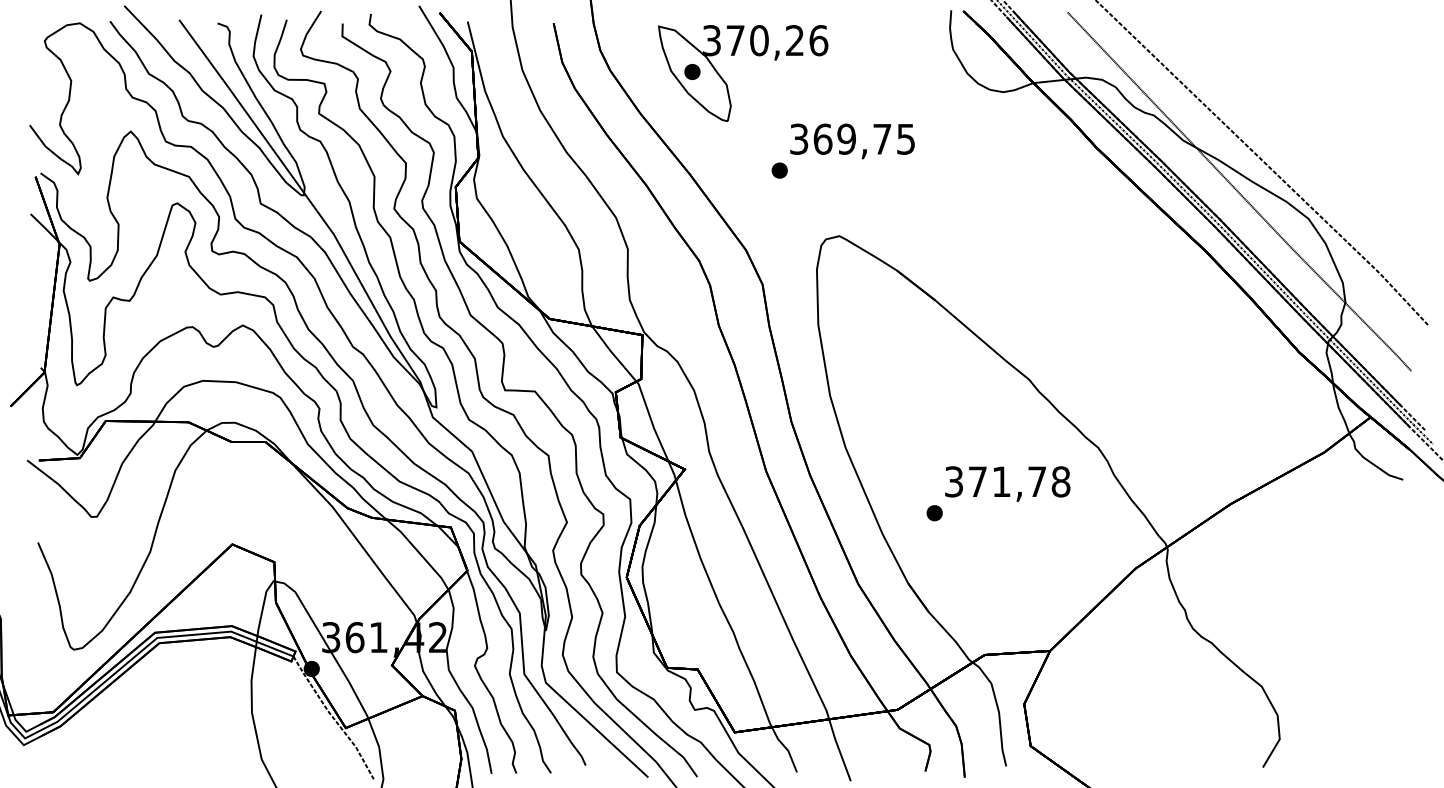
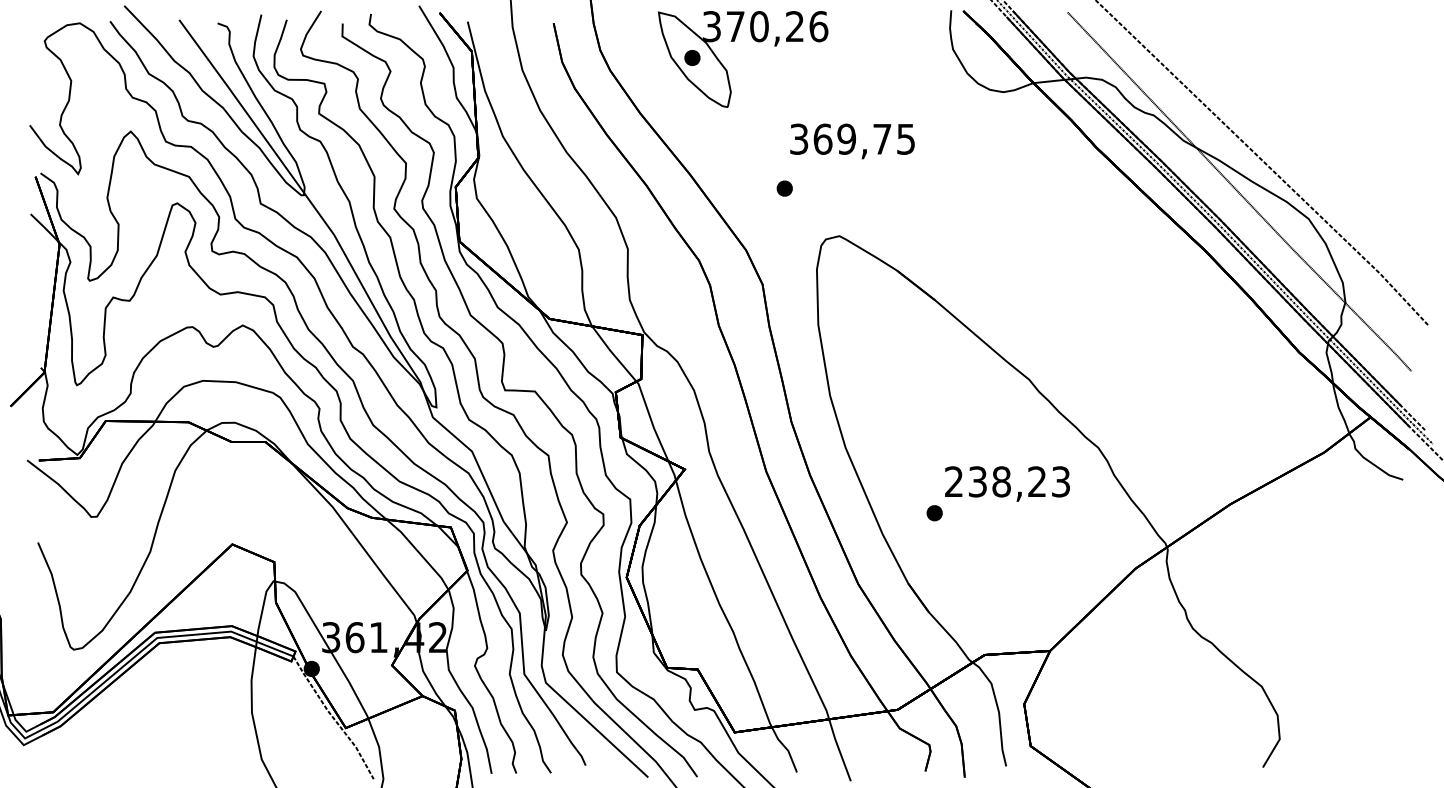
part position: (726, 82) -> (726, 68) (726, 68)
part position: (779, 170) -> (784, 188) (784, 188)
text: 371,78 -> 238,23 (1007, 481)
